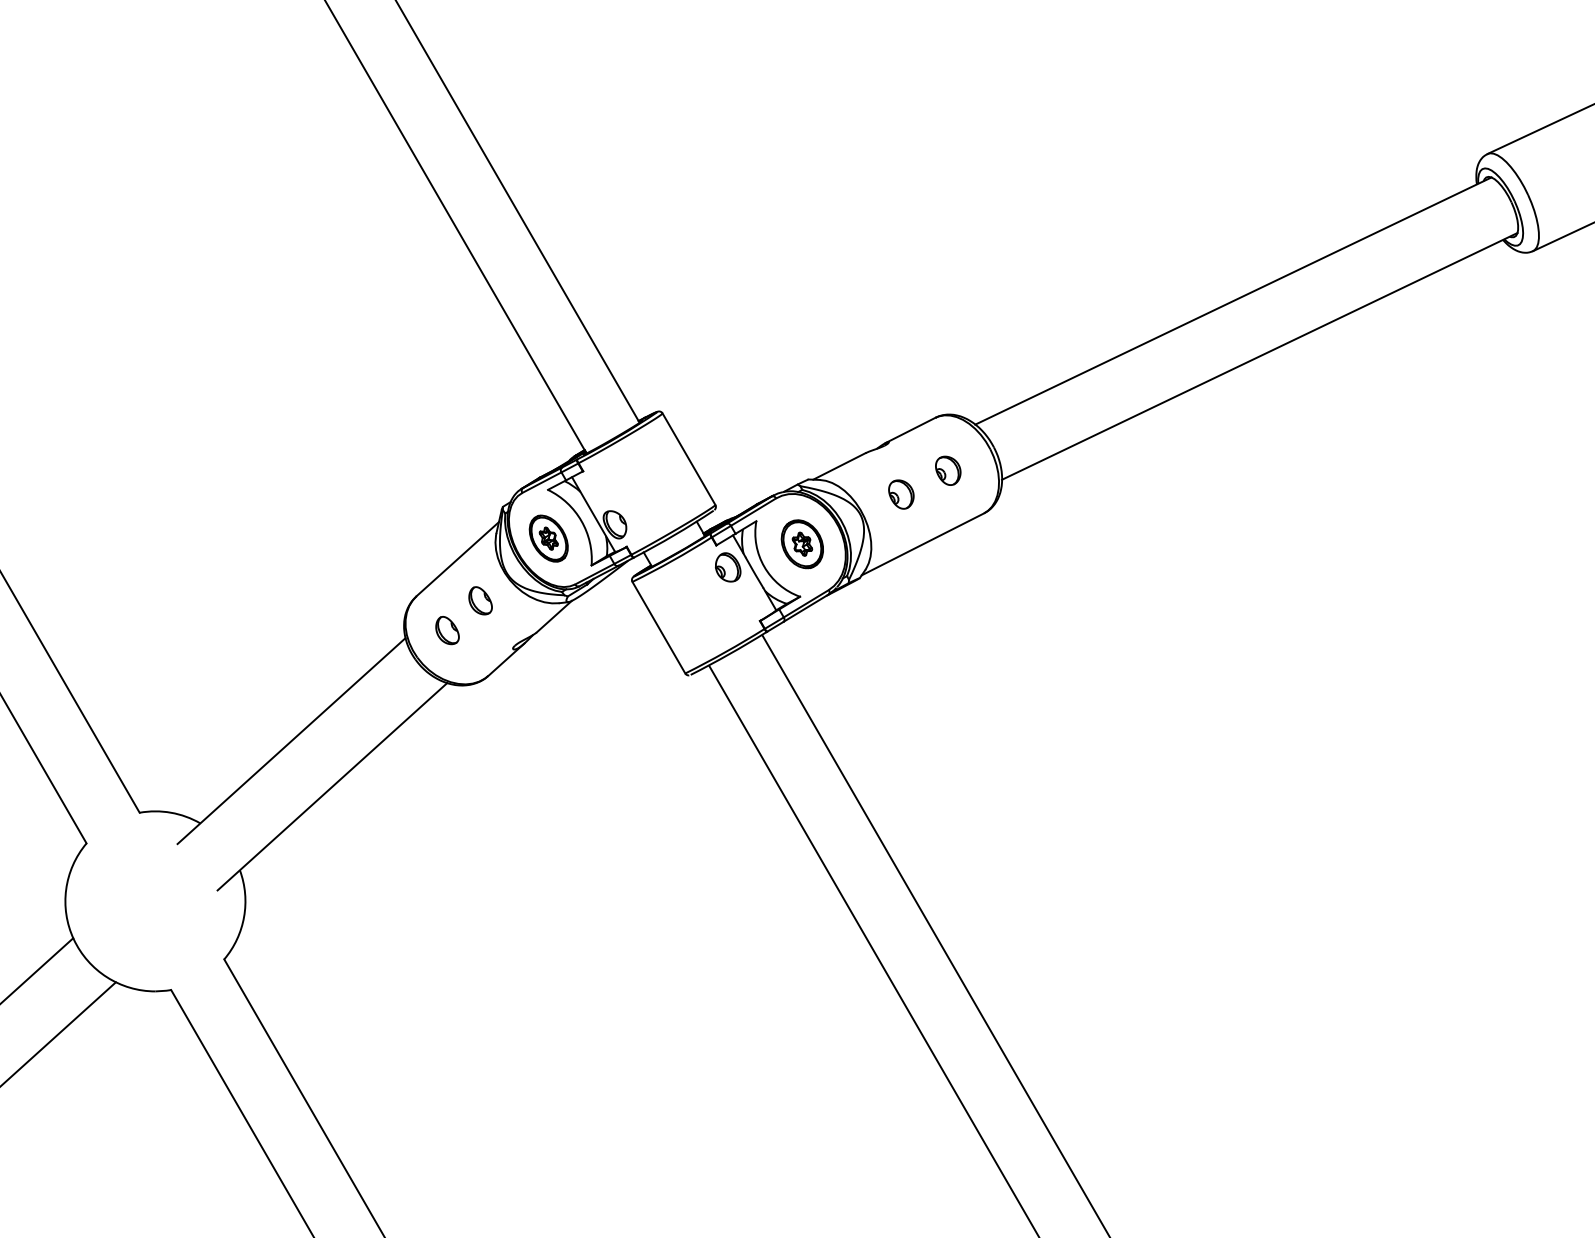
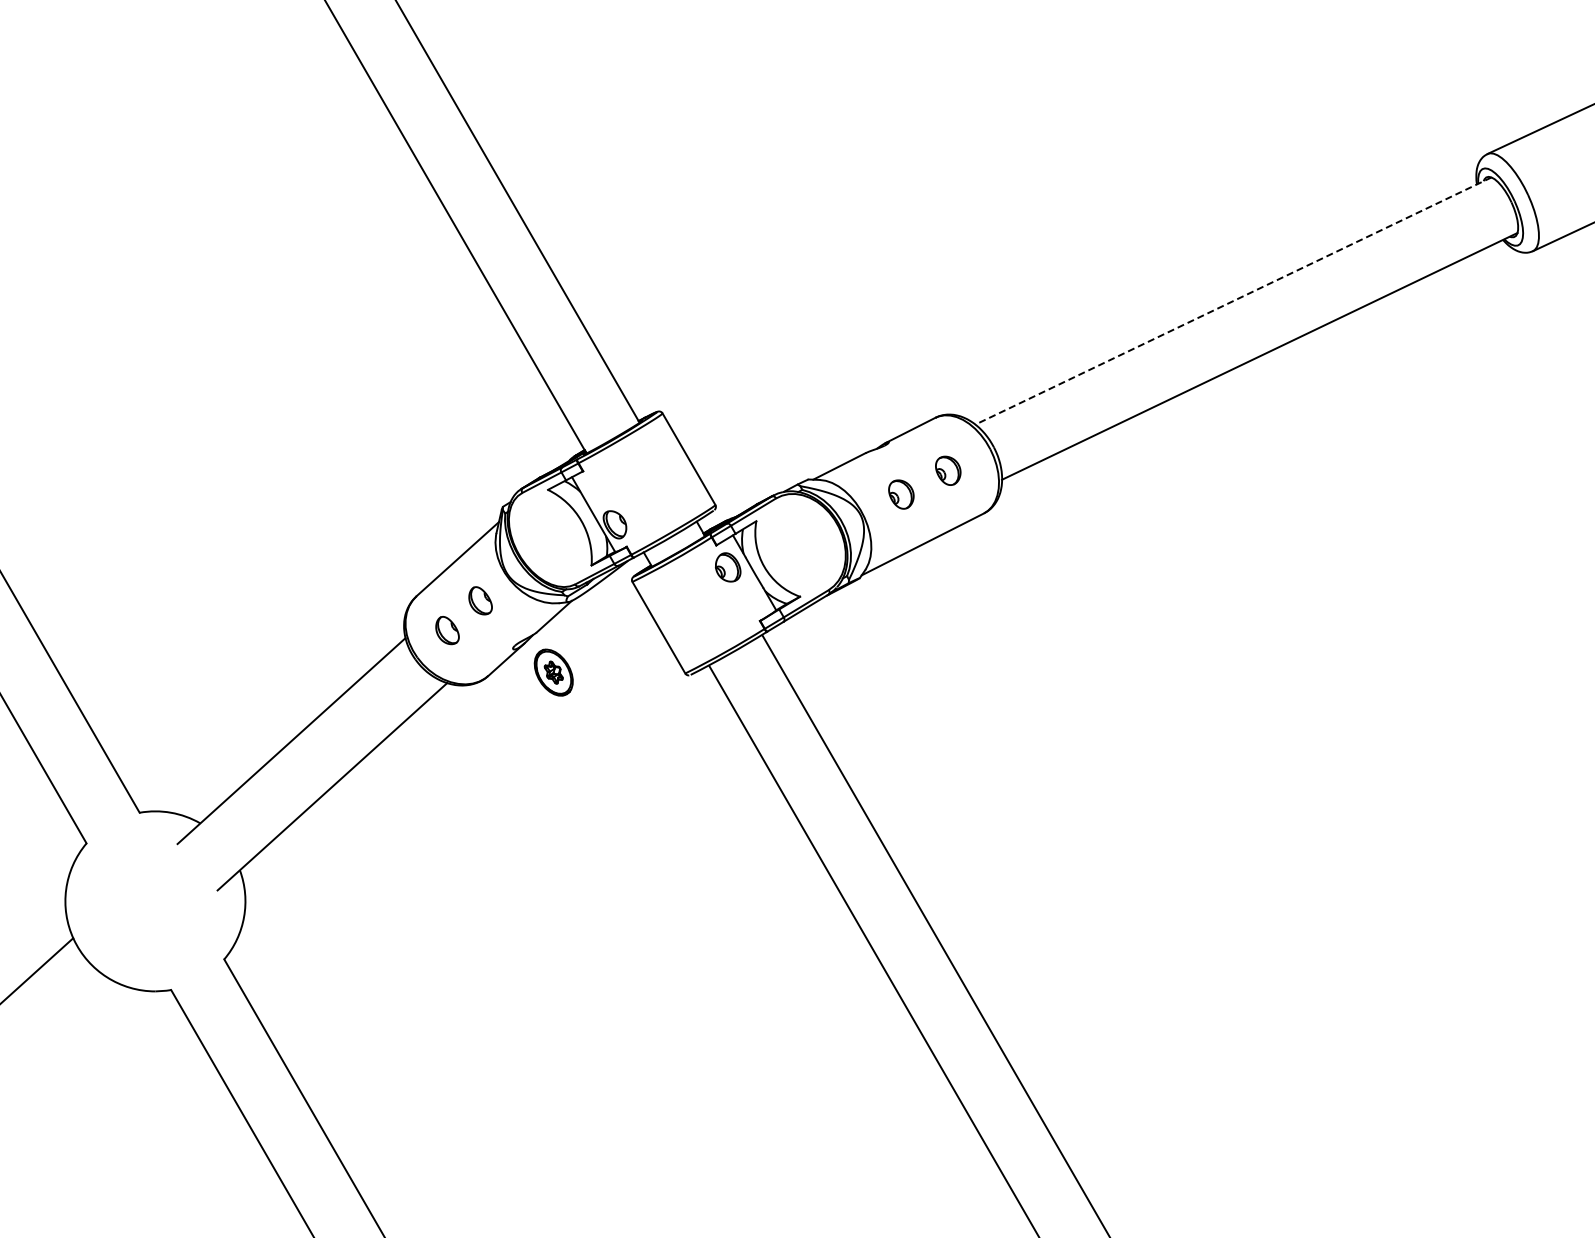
line: solid -> dashed (1232, 301)
part position: (548, 538) -> (553, 672) (553, 672)
part: present -> none (801, 544)
line: present -> none (58, 1033)
